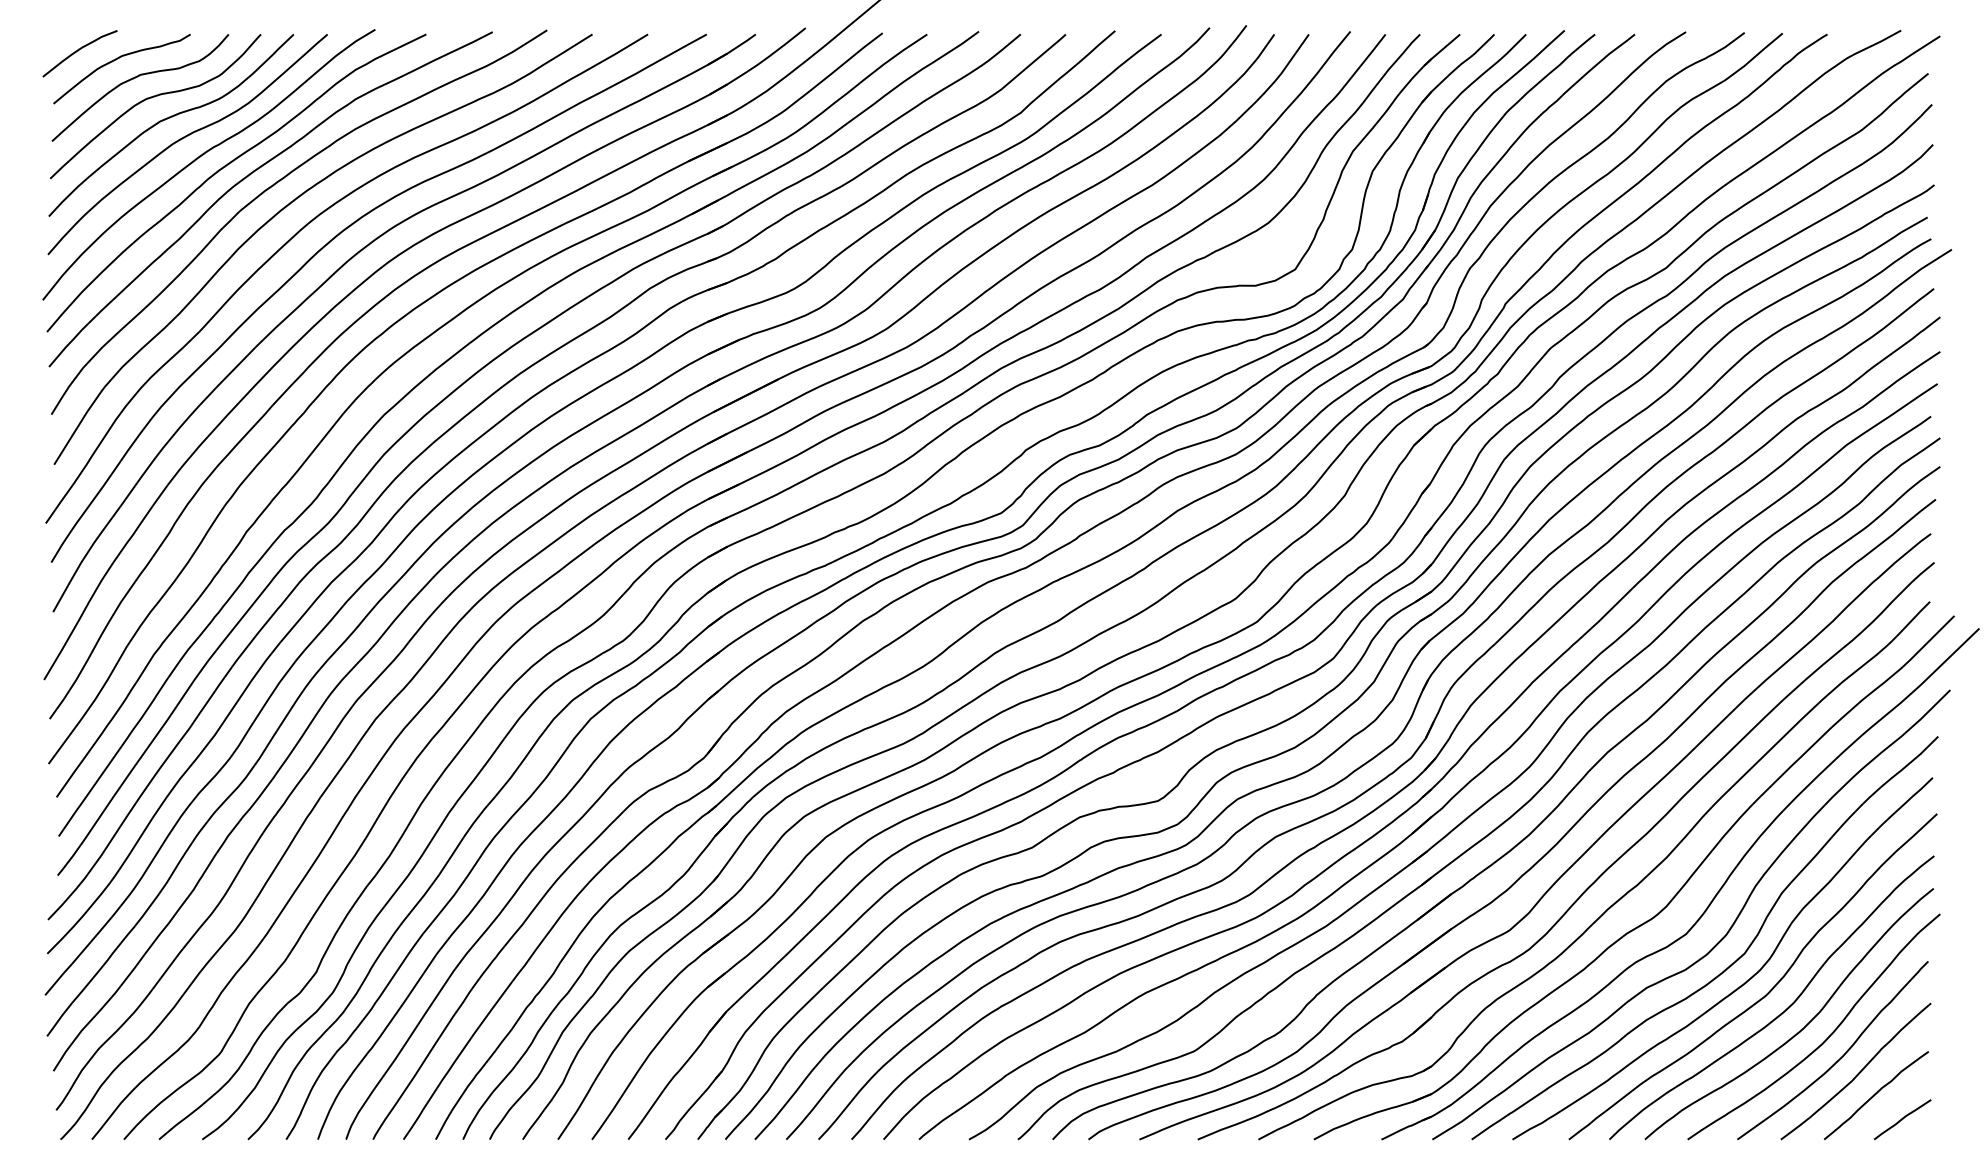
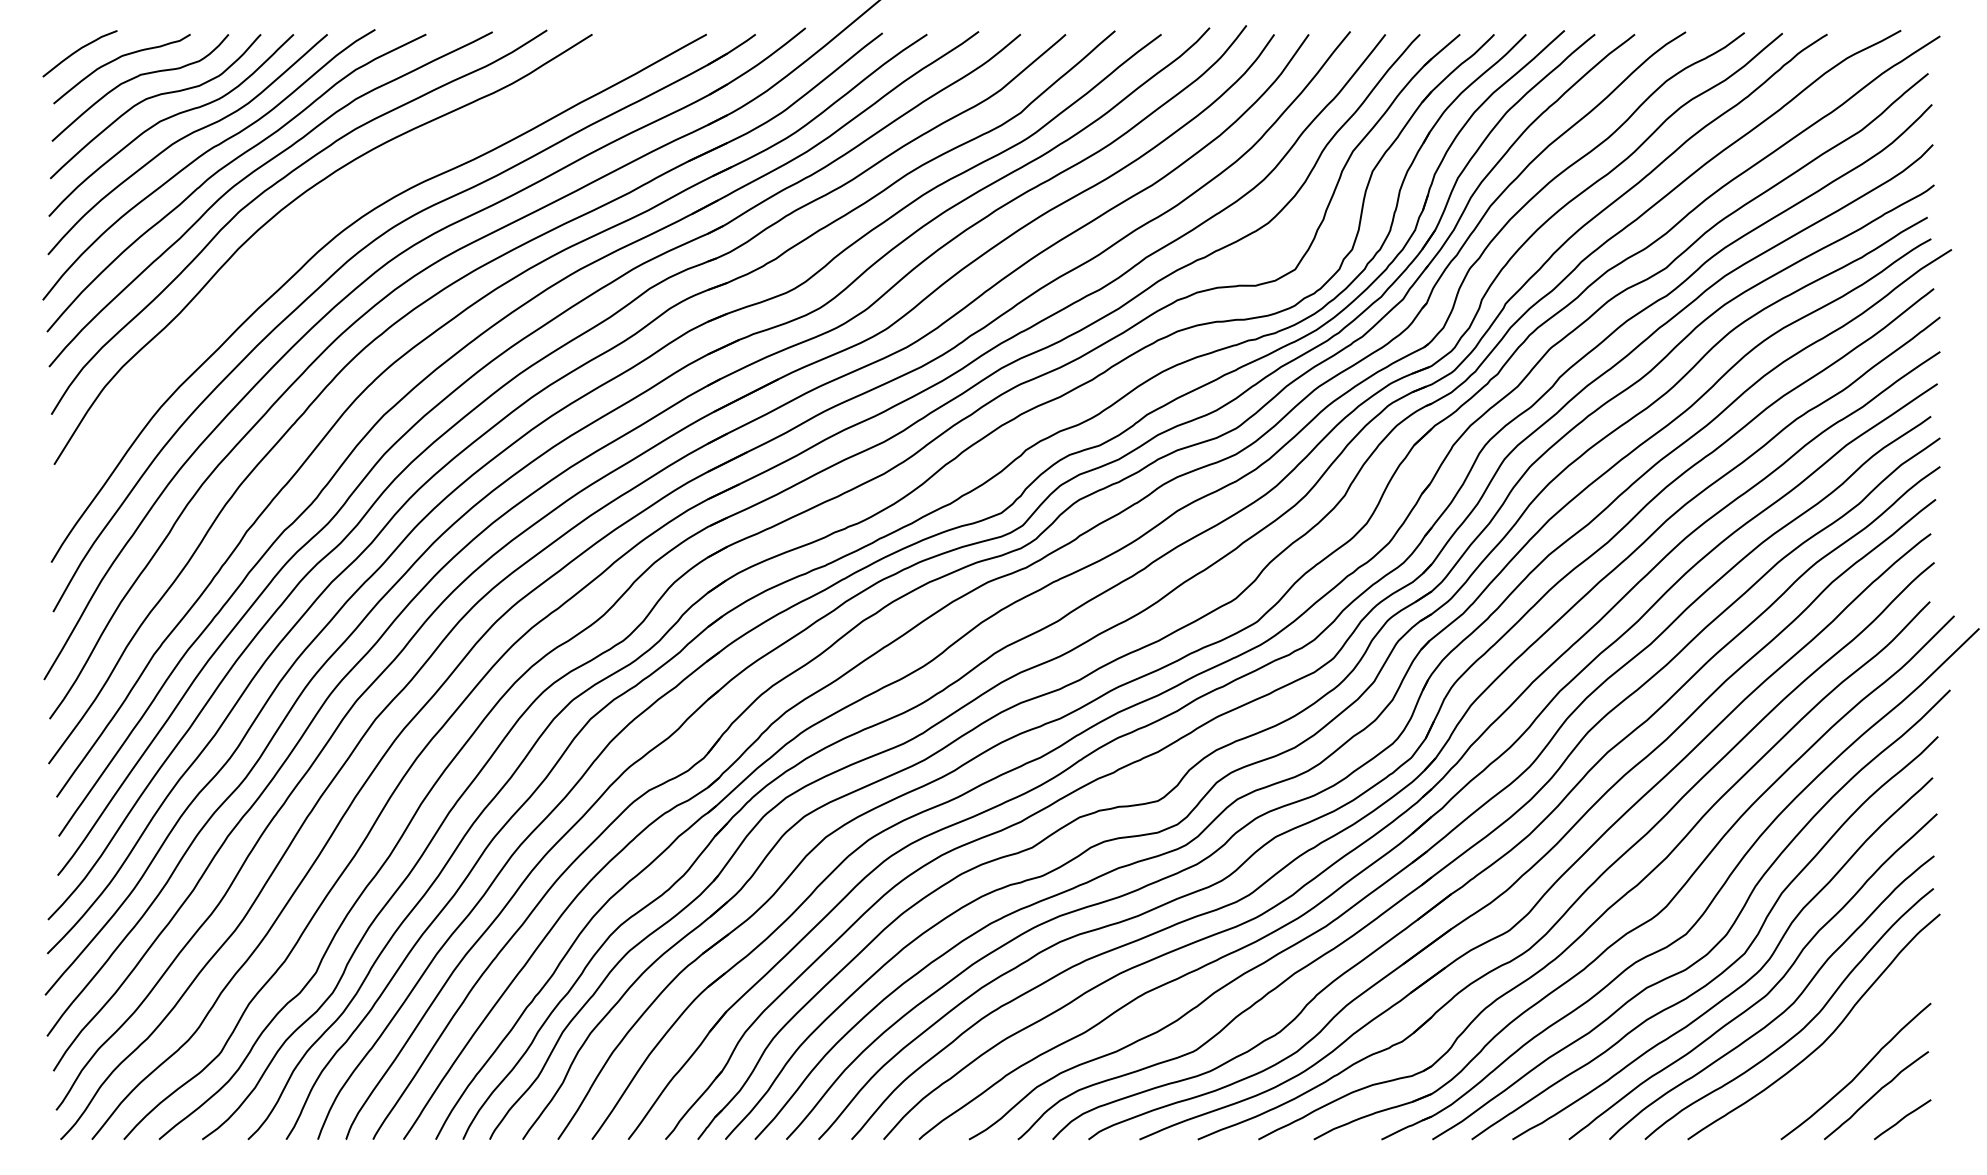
curve: present -> none (304, 228)
curve: present -> none (1840, 1057)
